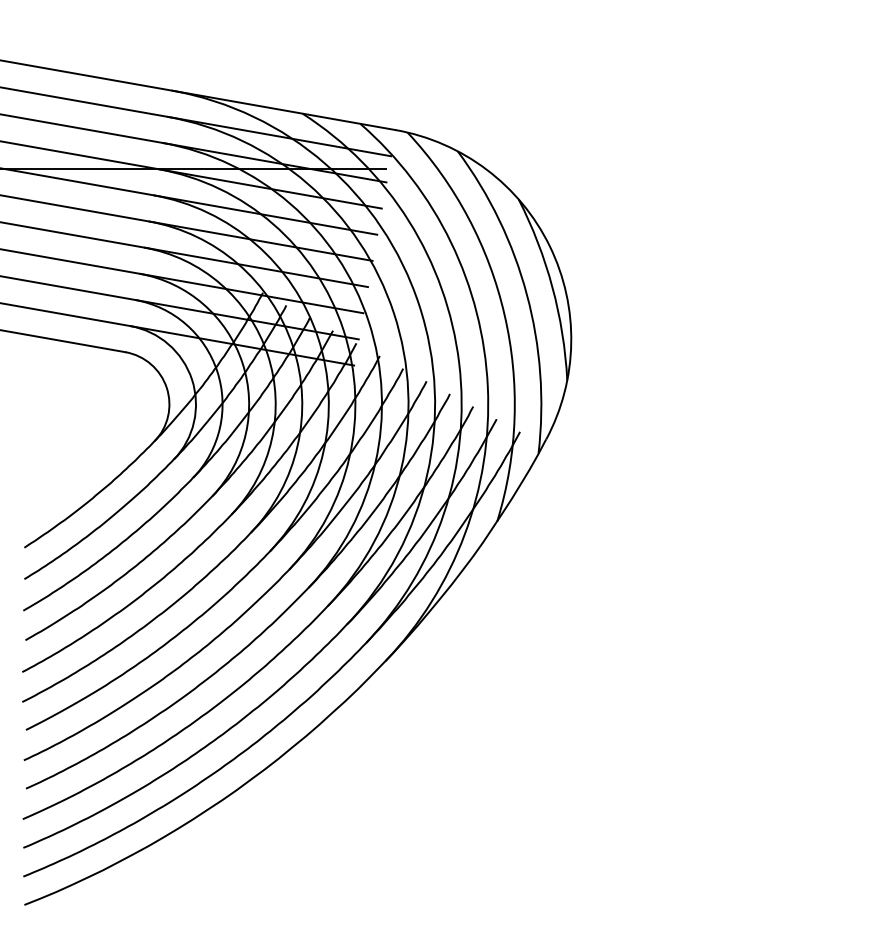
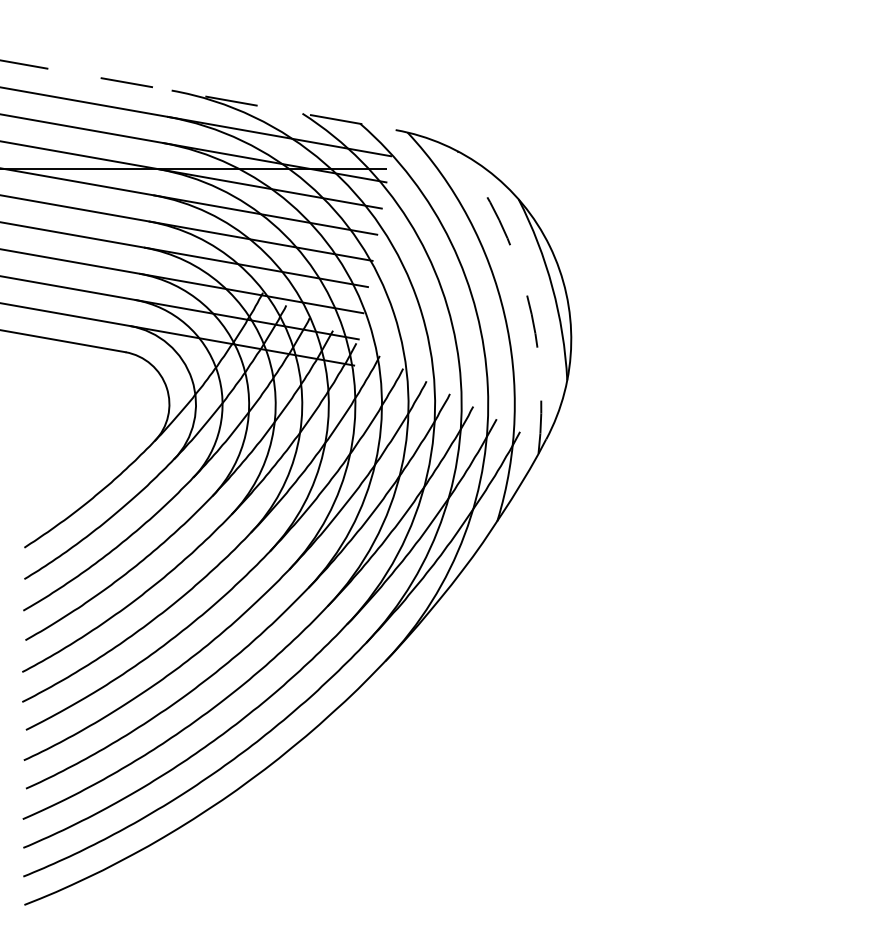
line: solid -> dashed (198, 95)
arc: solid -> dashed (526, 294)
